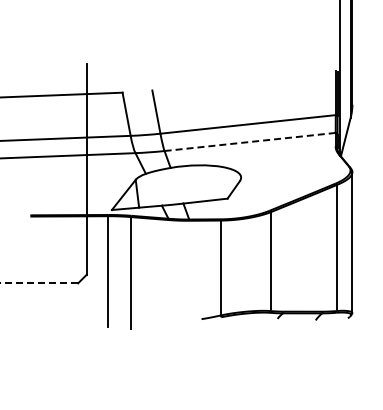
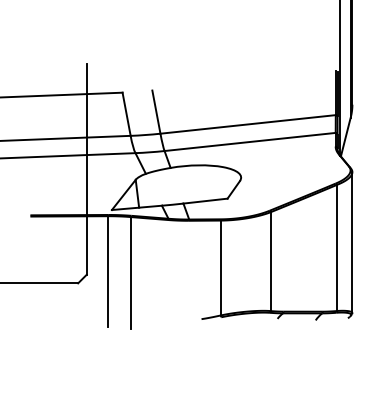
line: dashed -> solid (249, 142)
line: dashed -> solid (39, 283)
